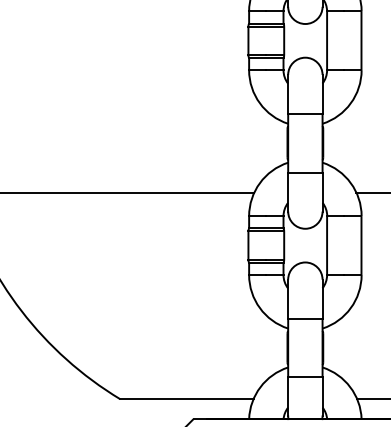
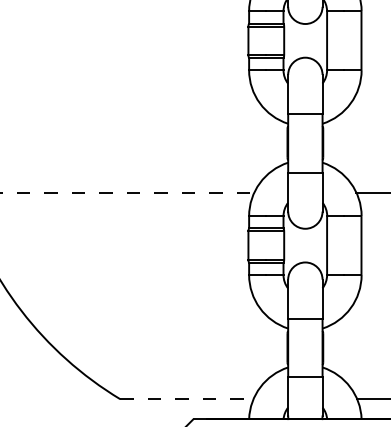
line: solid -> dashed (127, 193)
line: solid -> dashed (186, 399)
